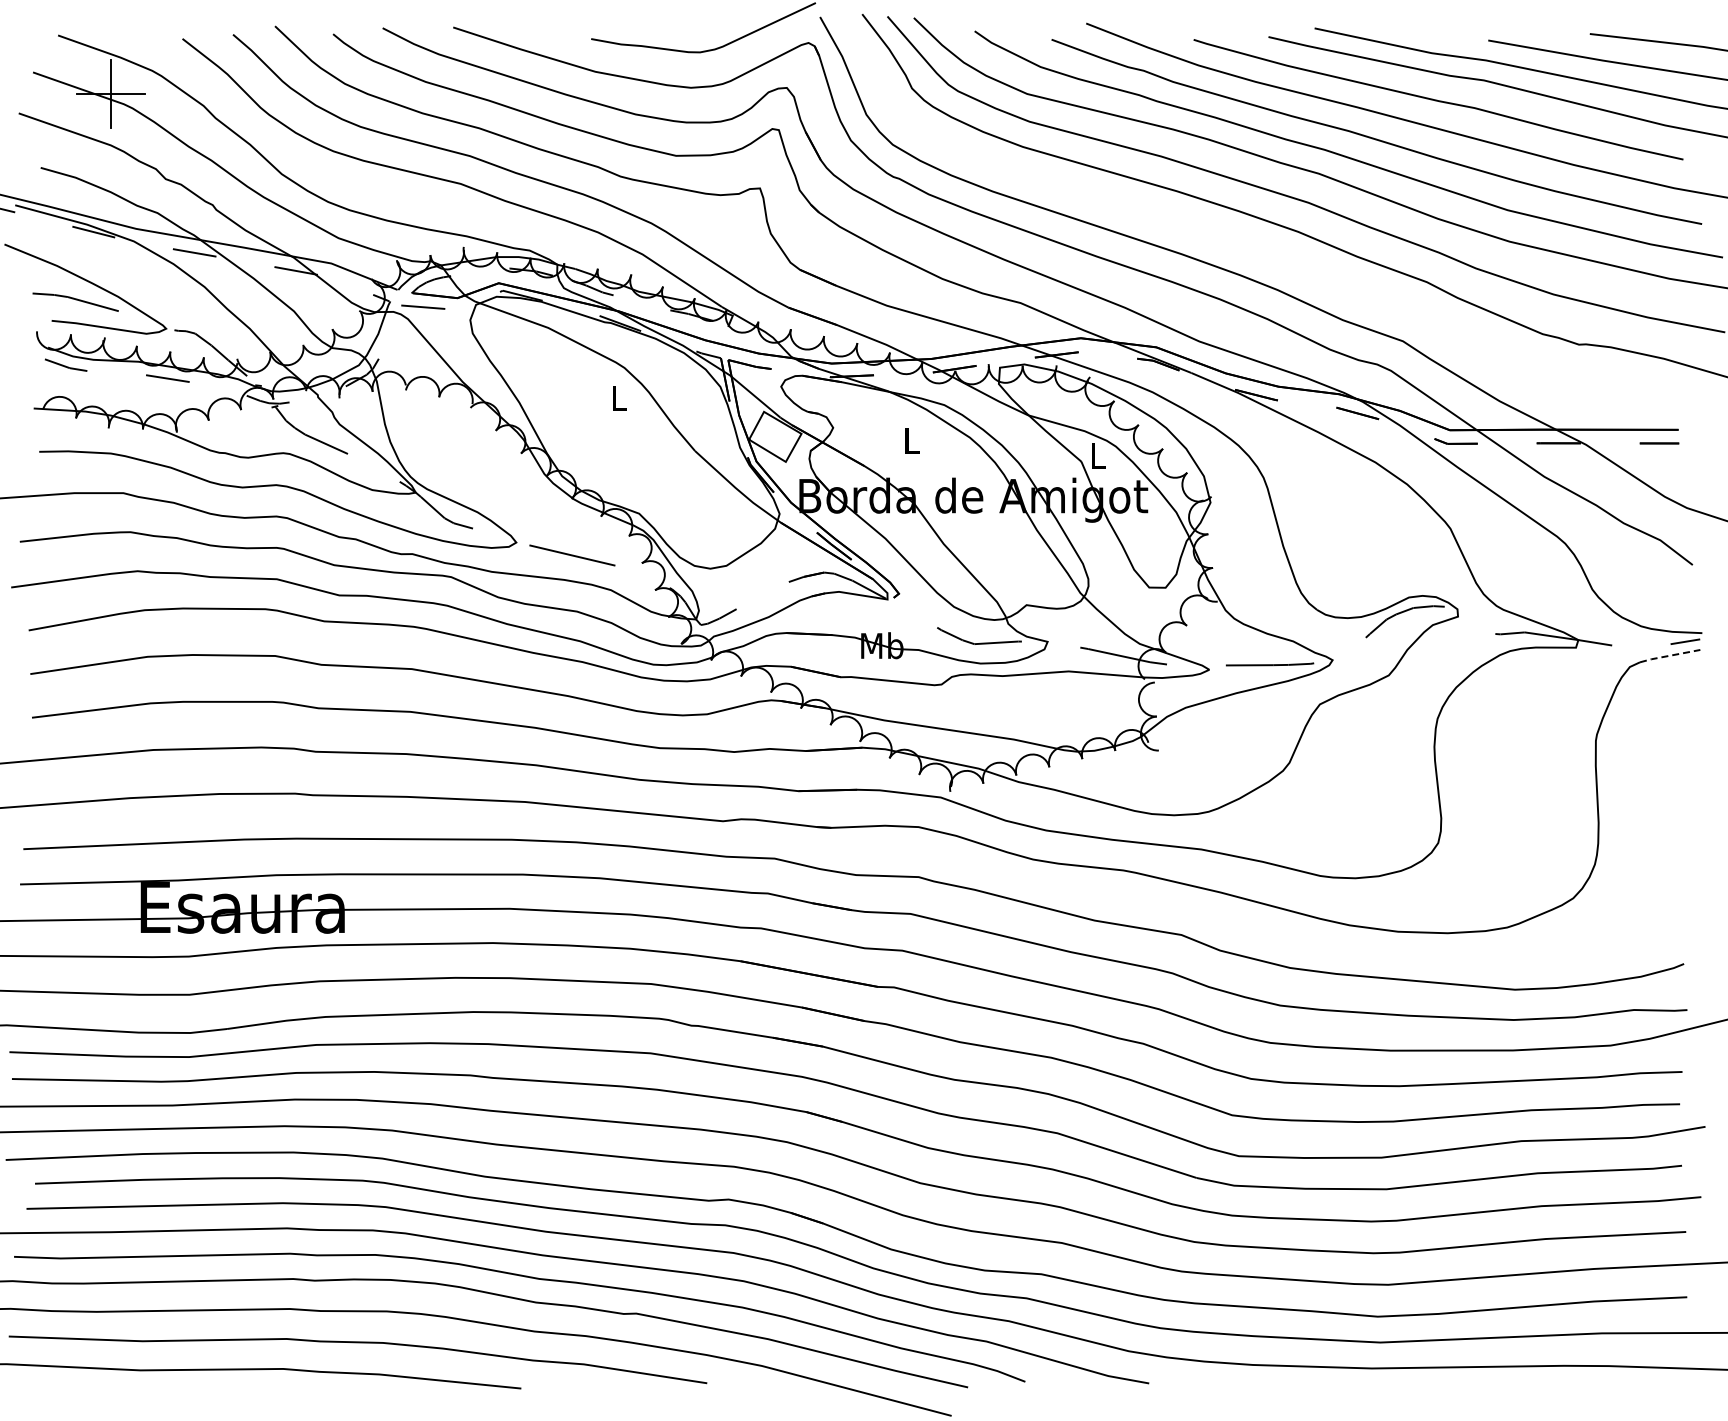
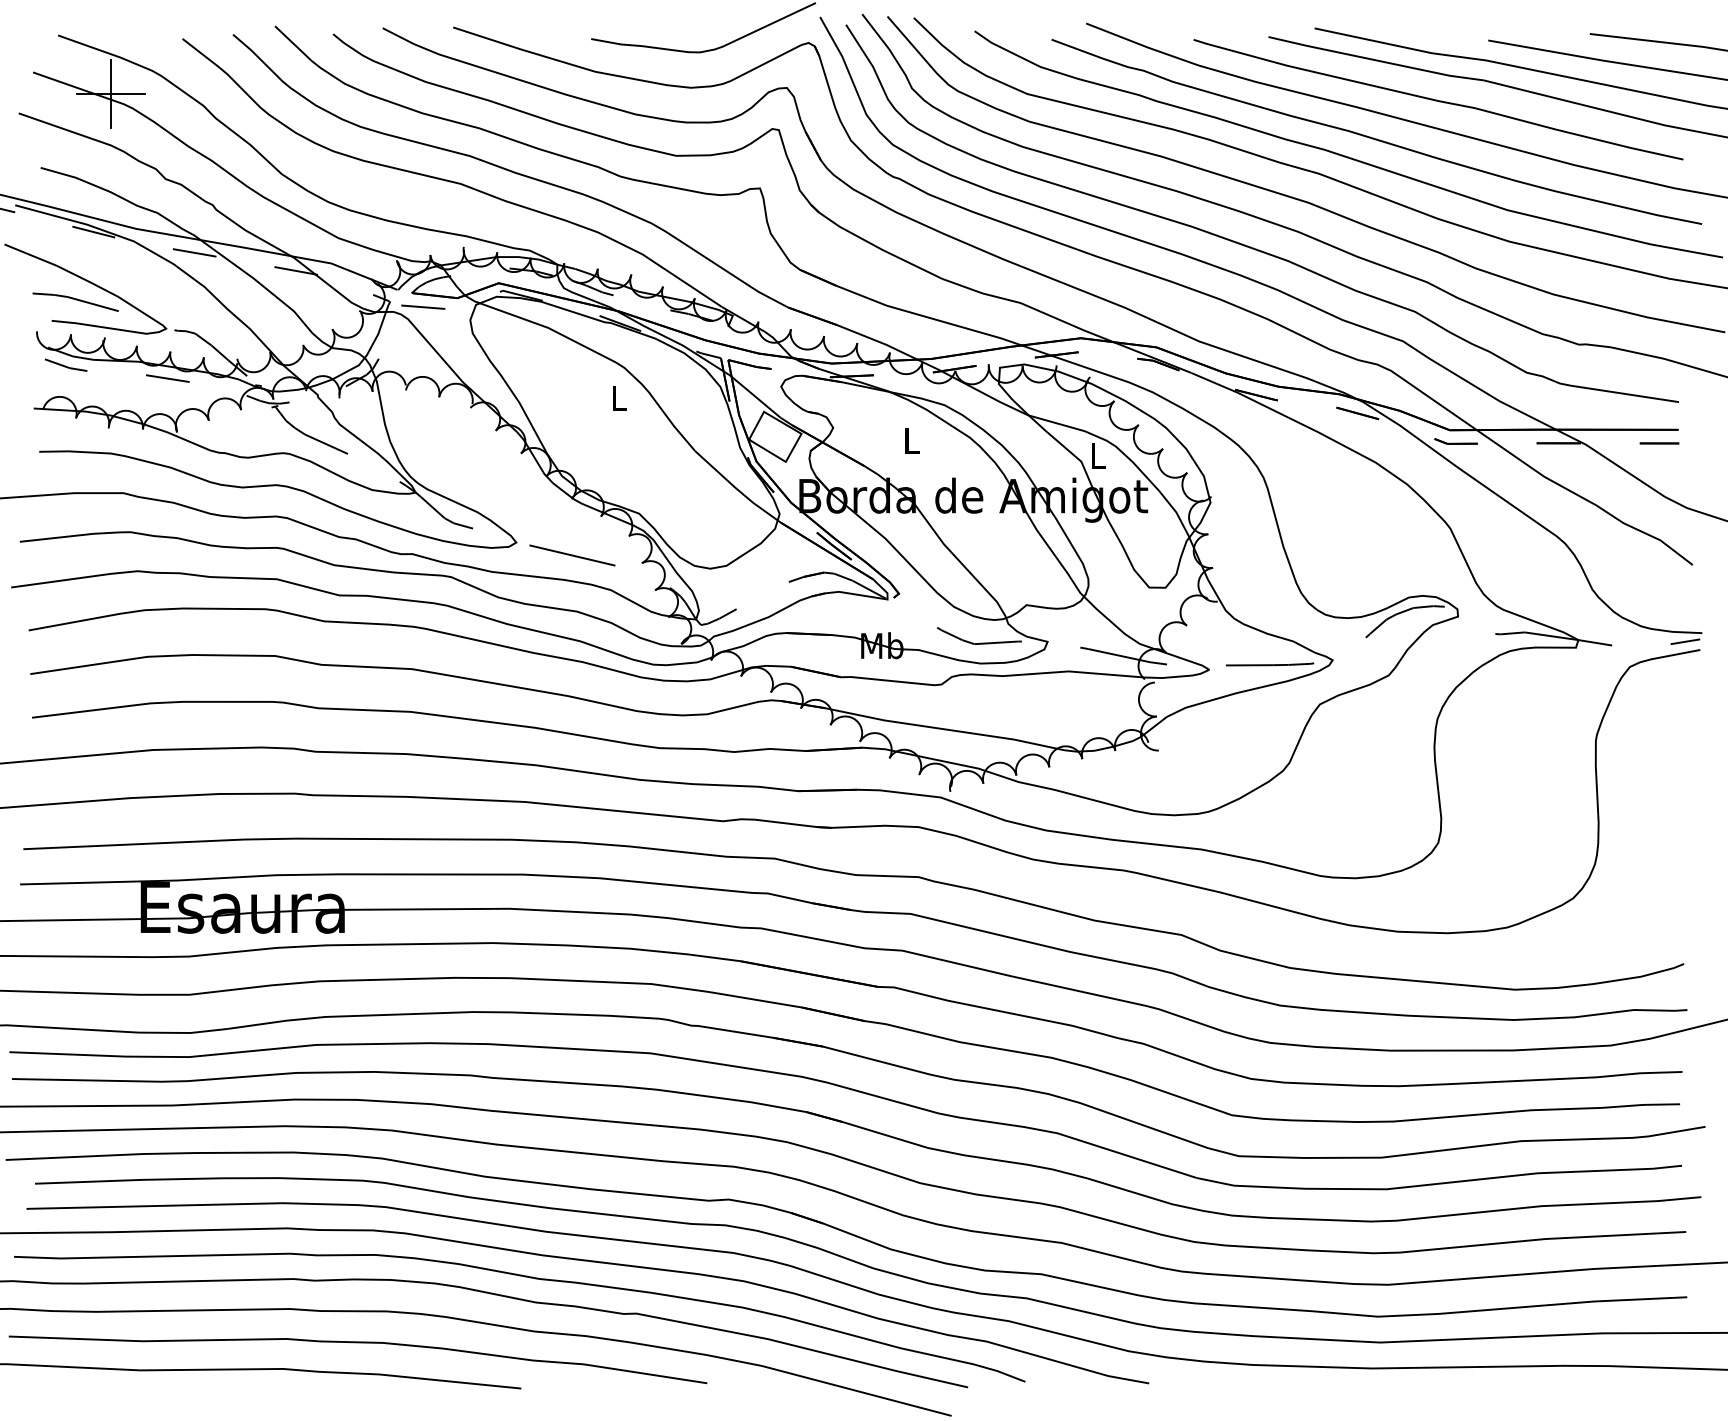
curve: none -> present (1248, 245)
line: dashed -> solid (1669, 655)
